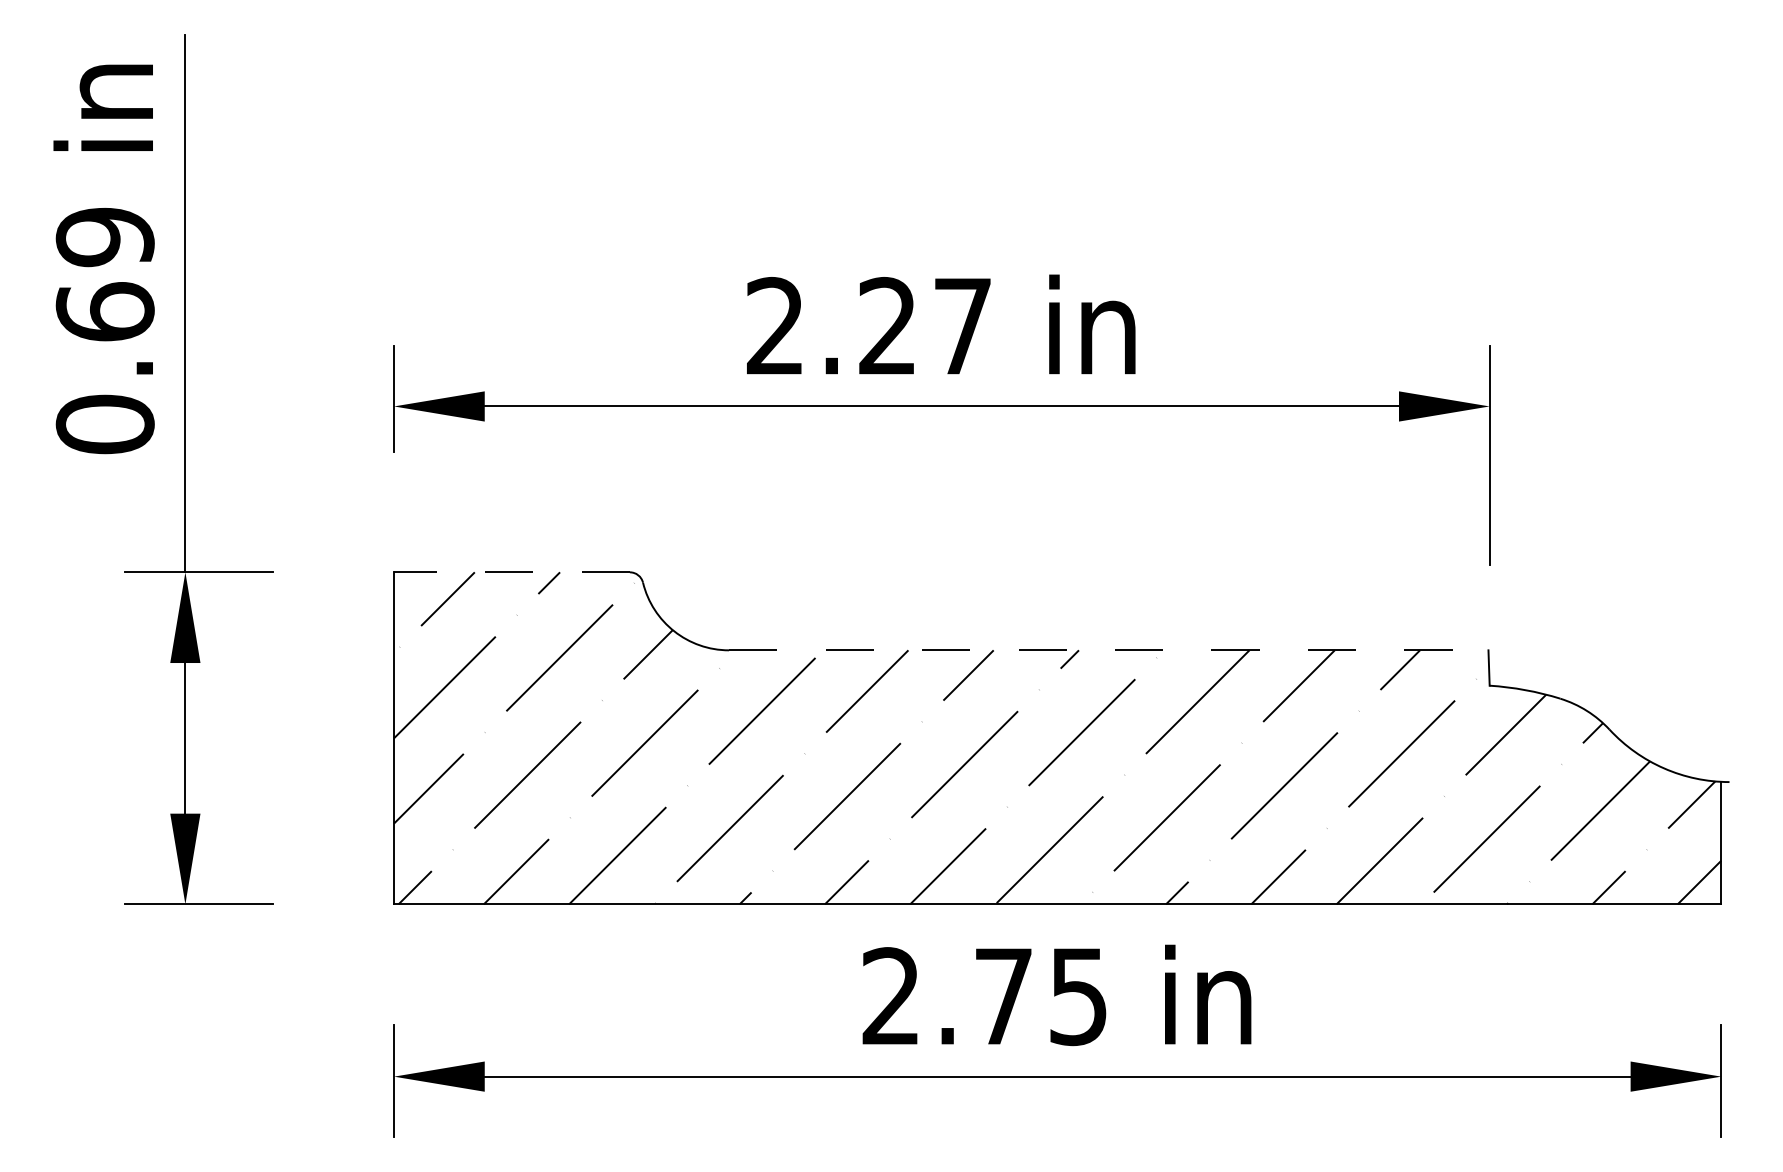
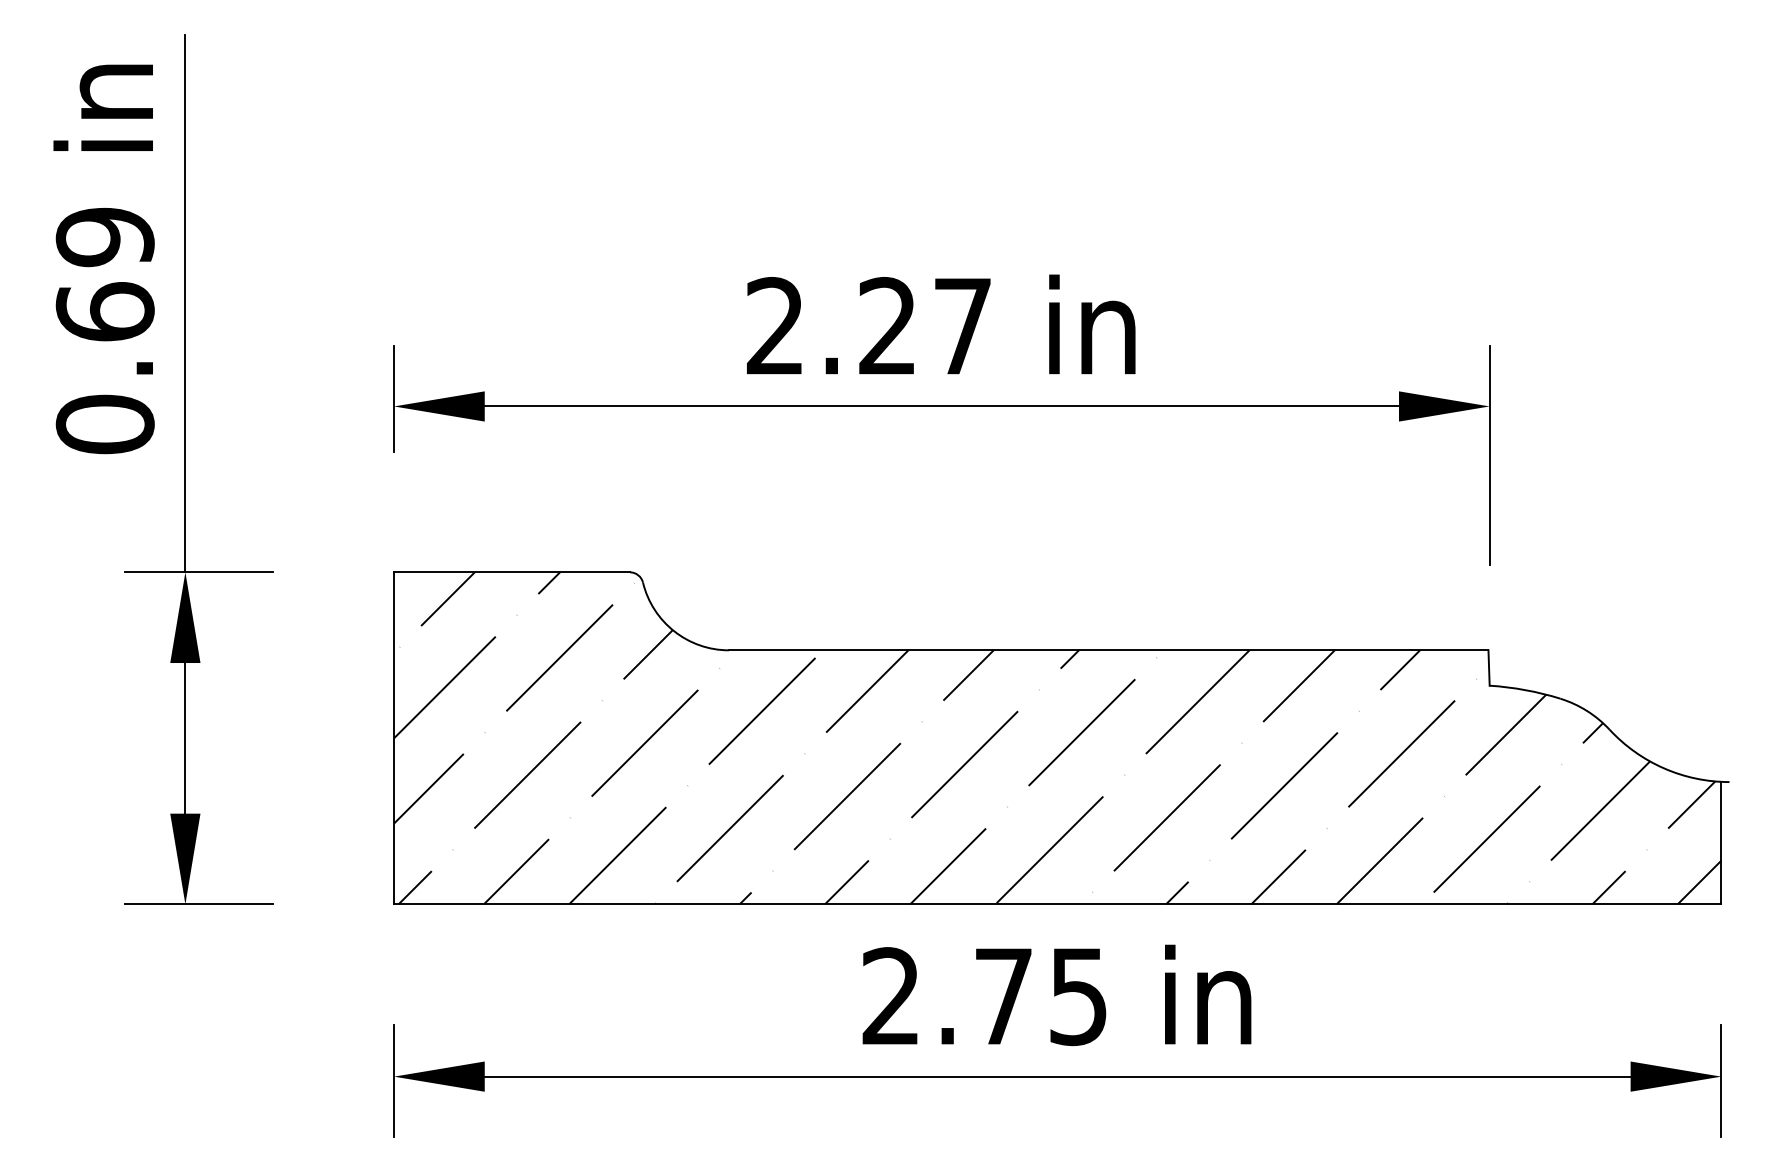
line: dashed -> solid (511, 572)
line: dashed -> solid (1108, 650)
